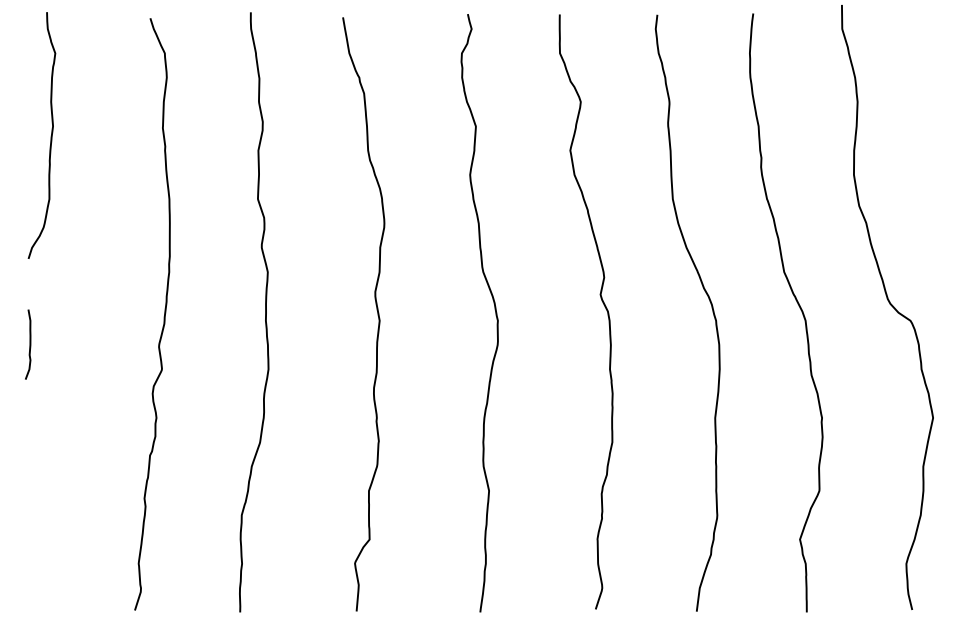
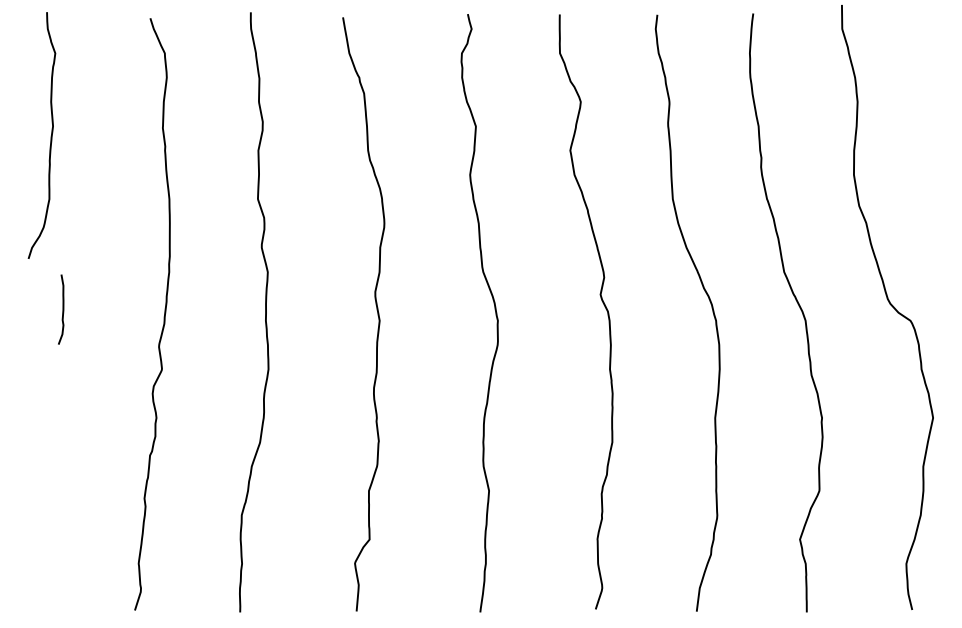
curve position: (29, 344) -> (62, 309) (62, 309)
